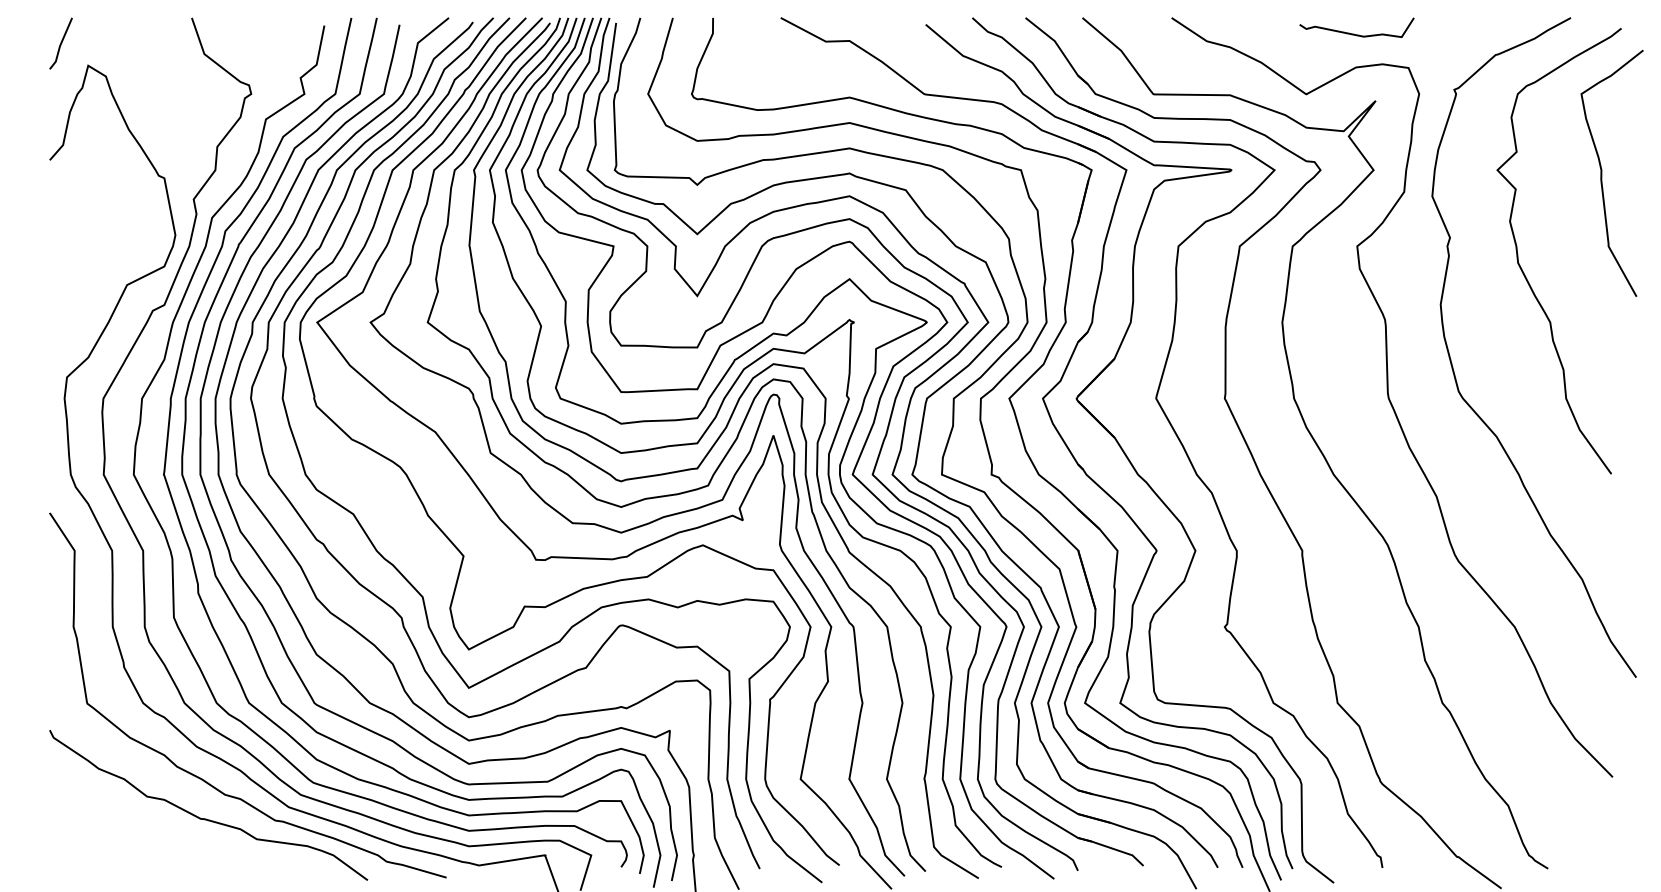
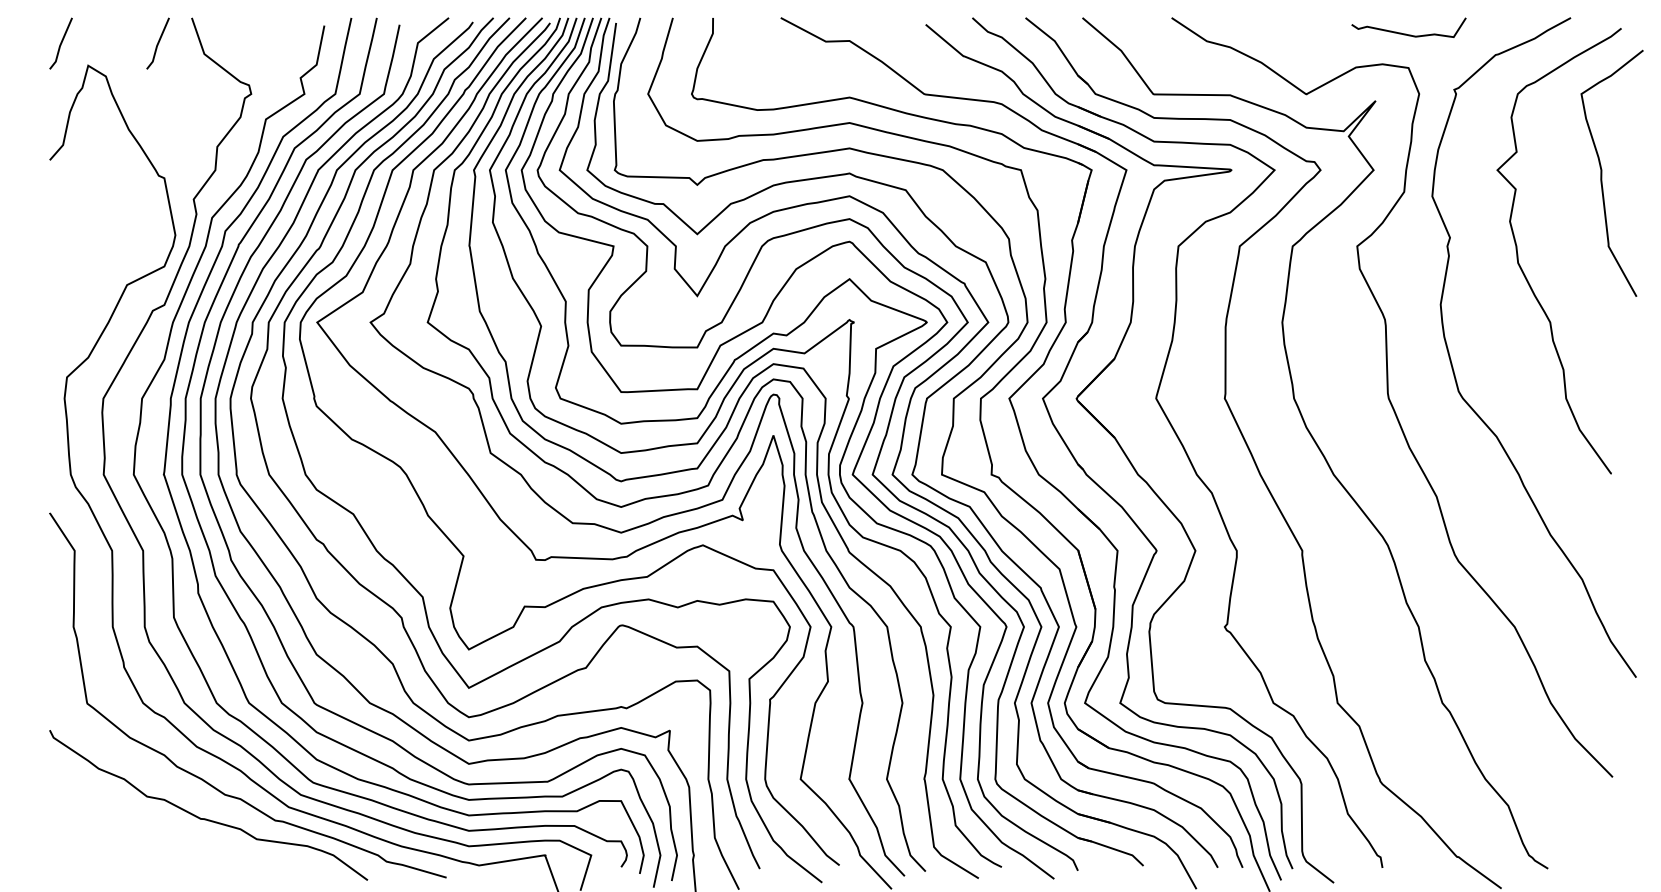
curve position: (1354, 33) -> (1406, 33) (1406, 33)
line: none -> present (157, 43)
